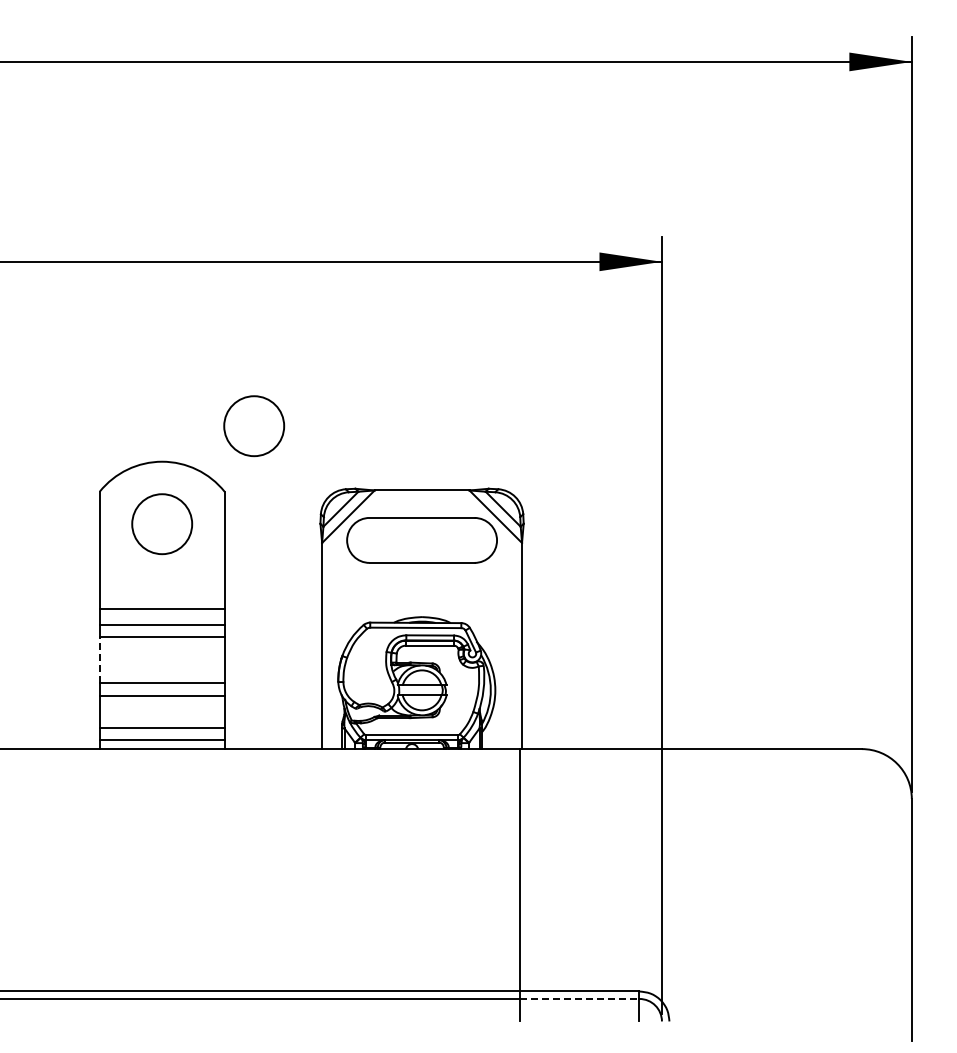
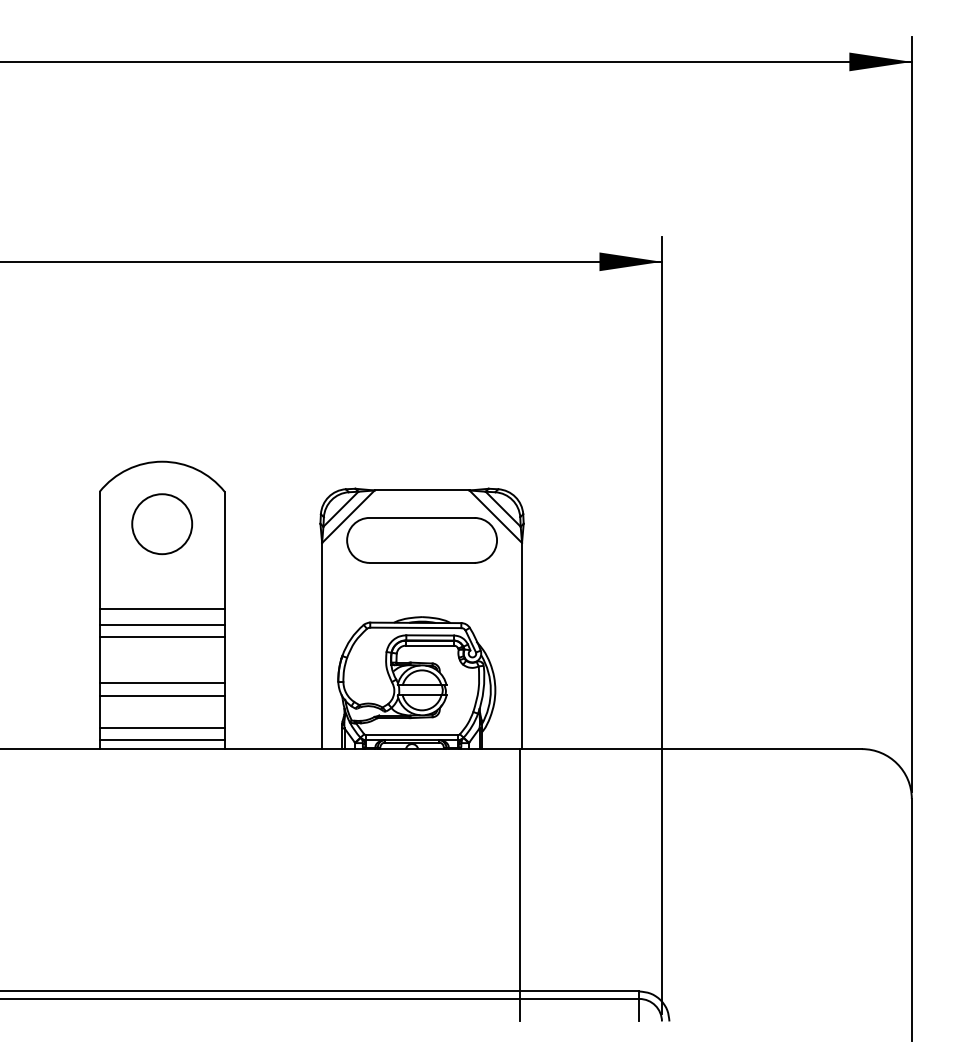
circle: present -> none (254, 426)
line: dashed -> solid (99, 660)
line: dashed -> solid (579, 998)
